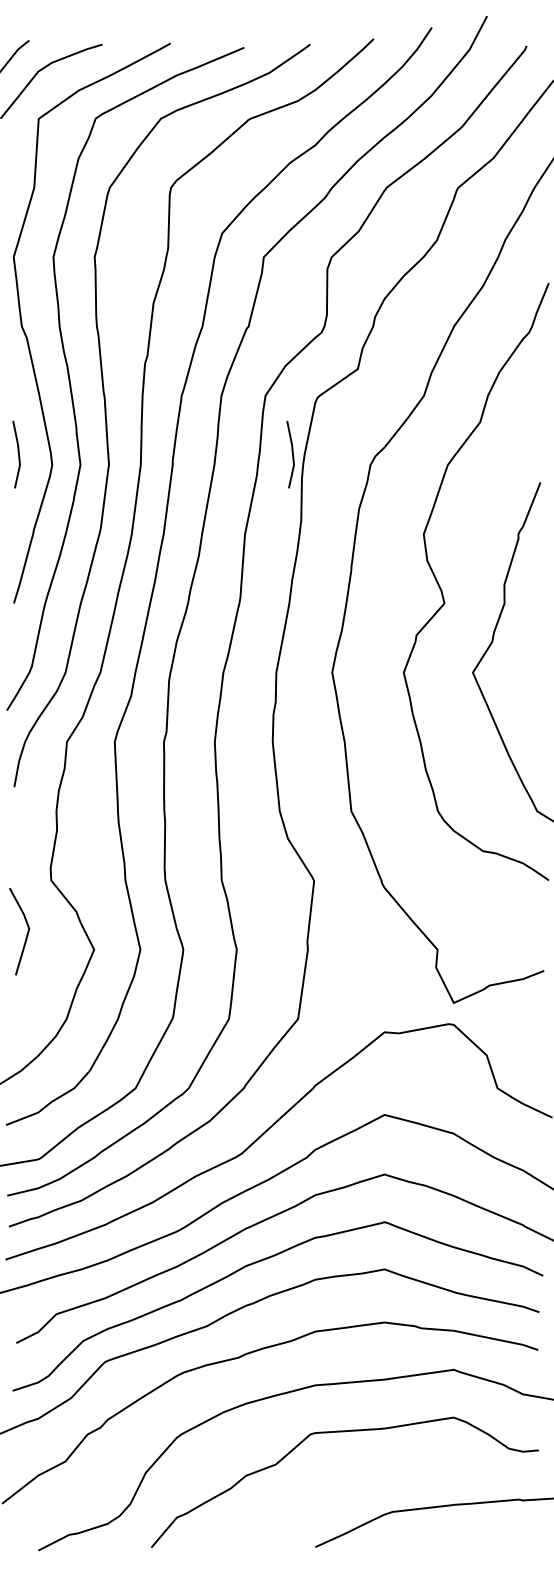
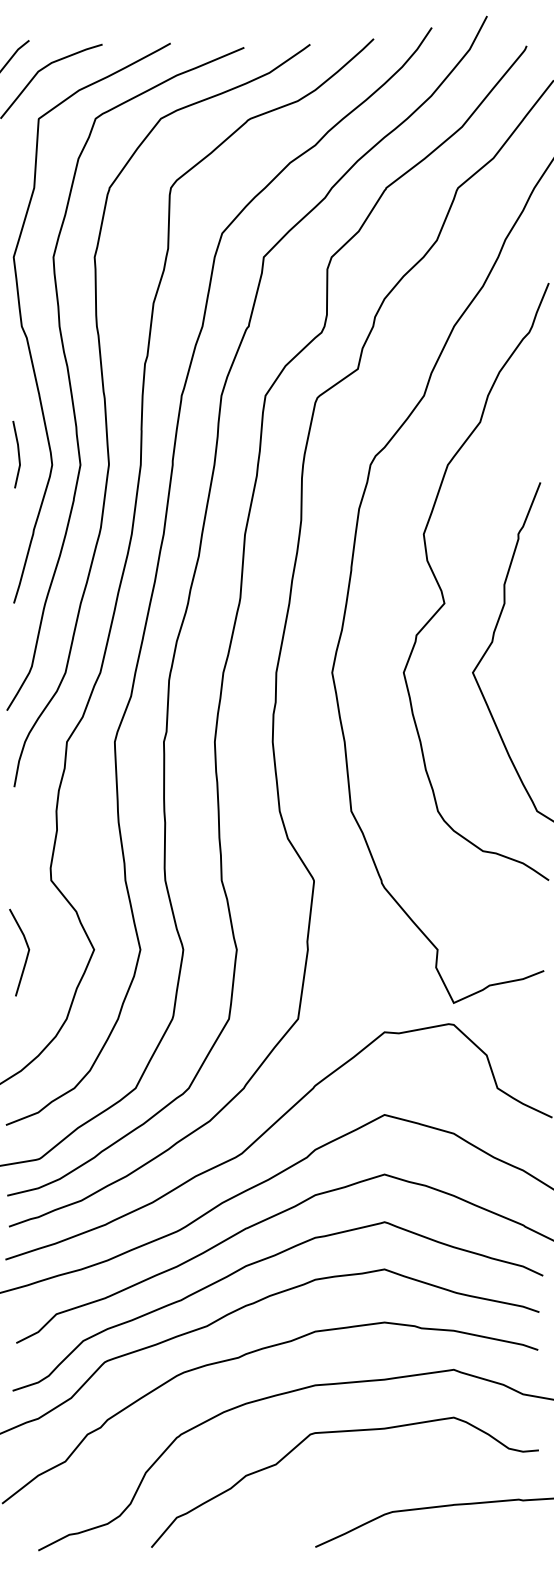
line: present -> none (292, 454)
line position: (26, 934) -> (26, 955) (26, 955)
